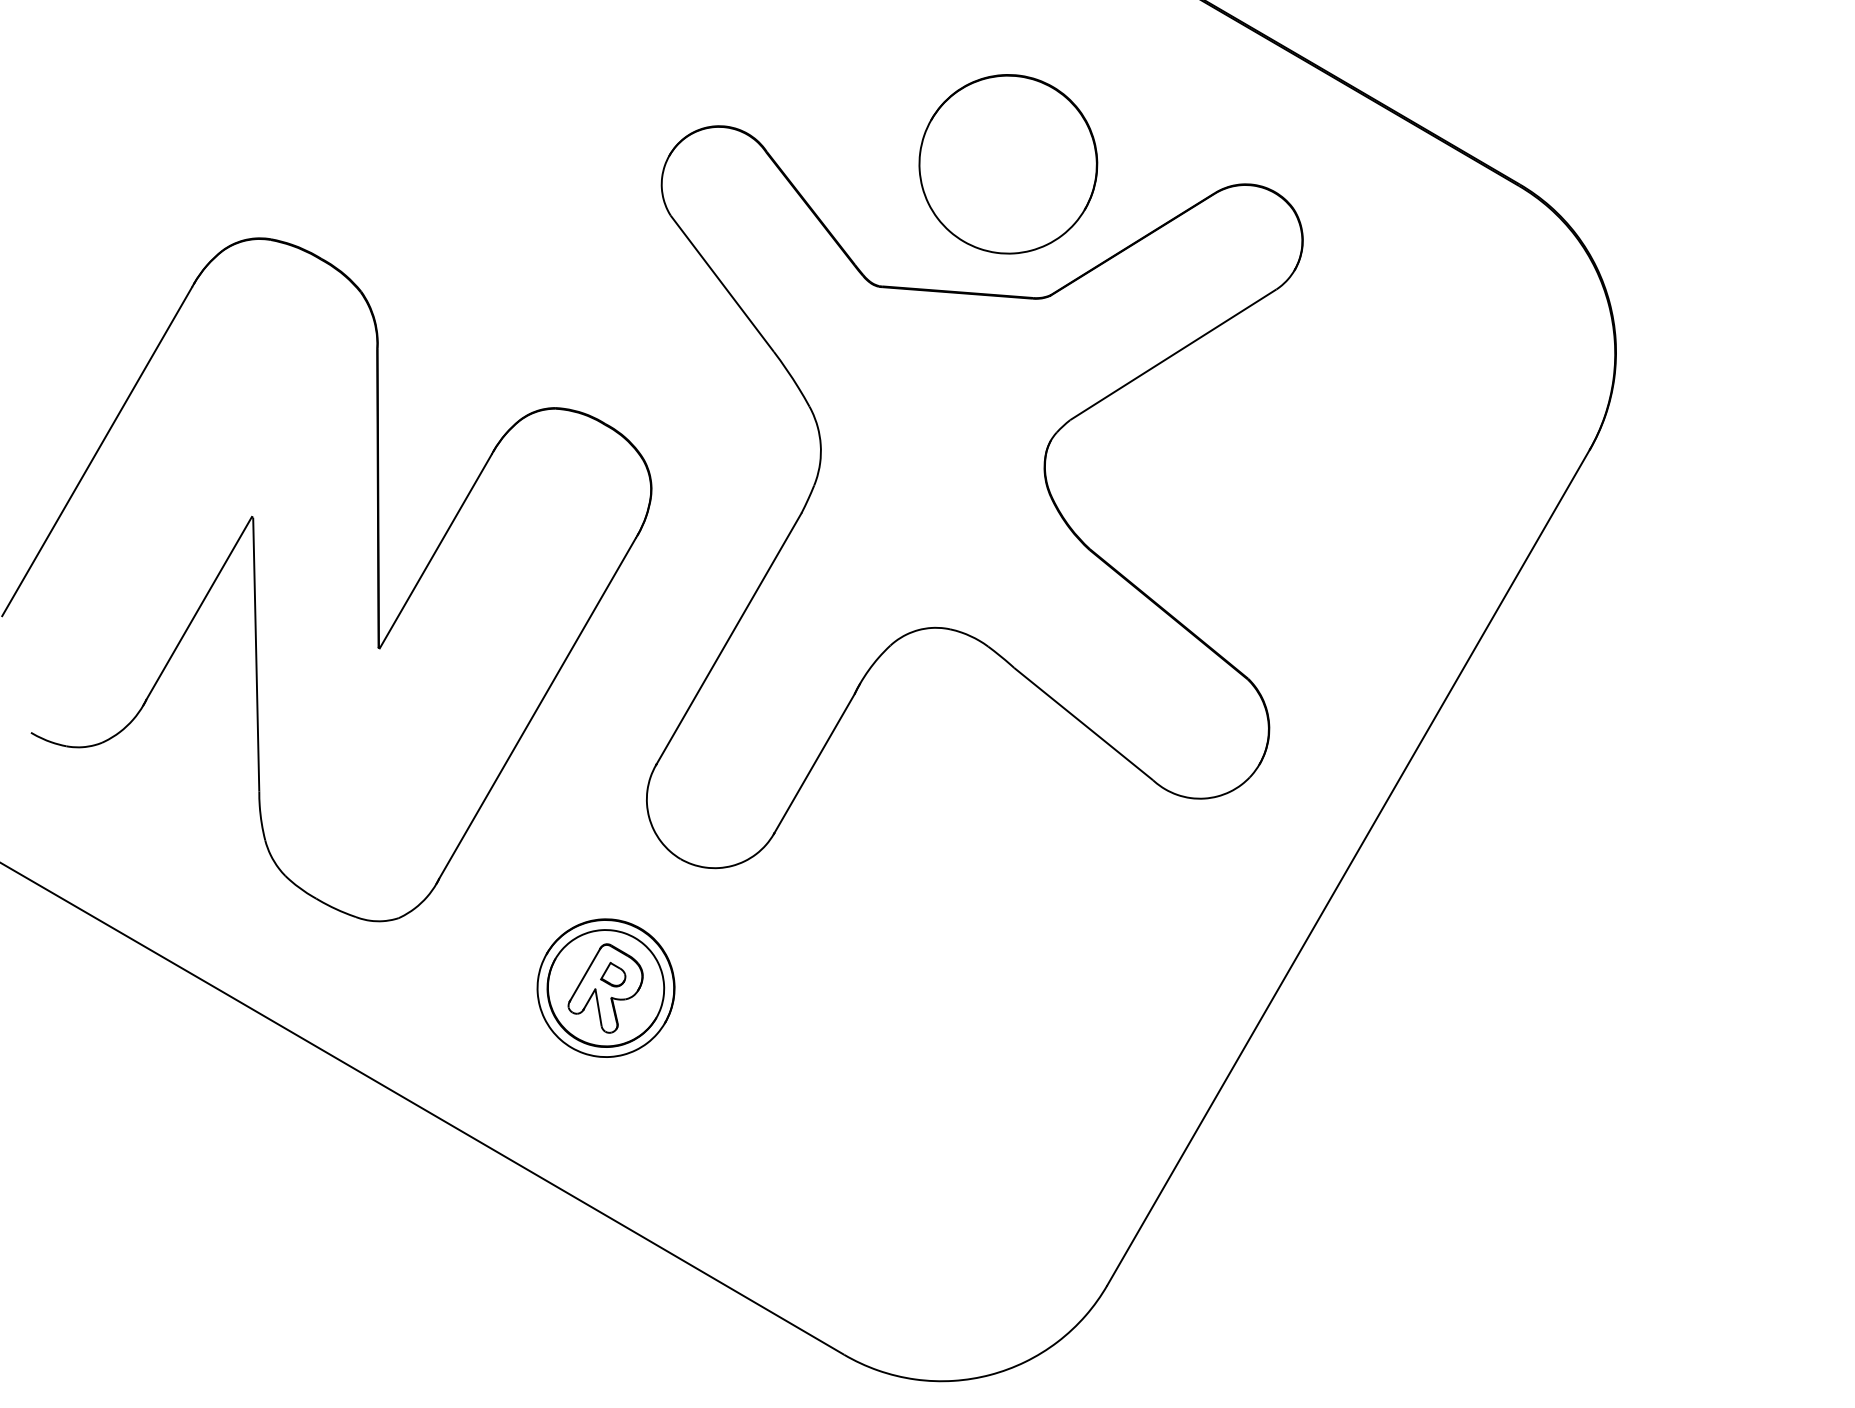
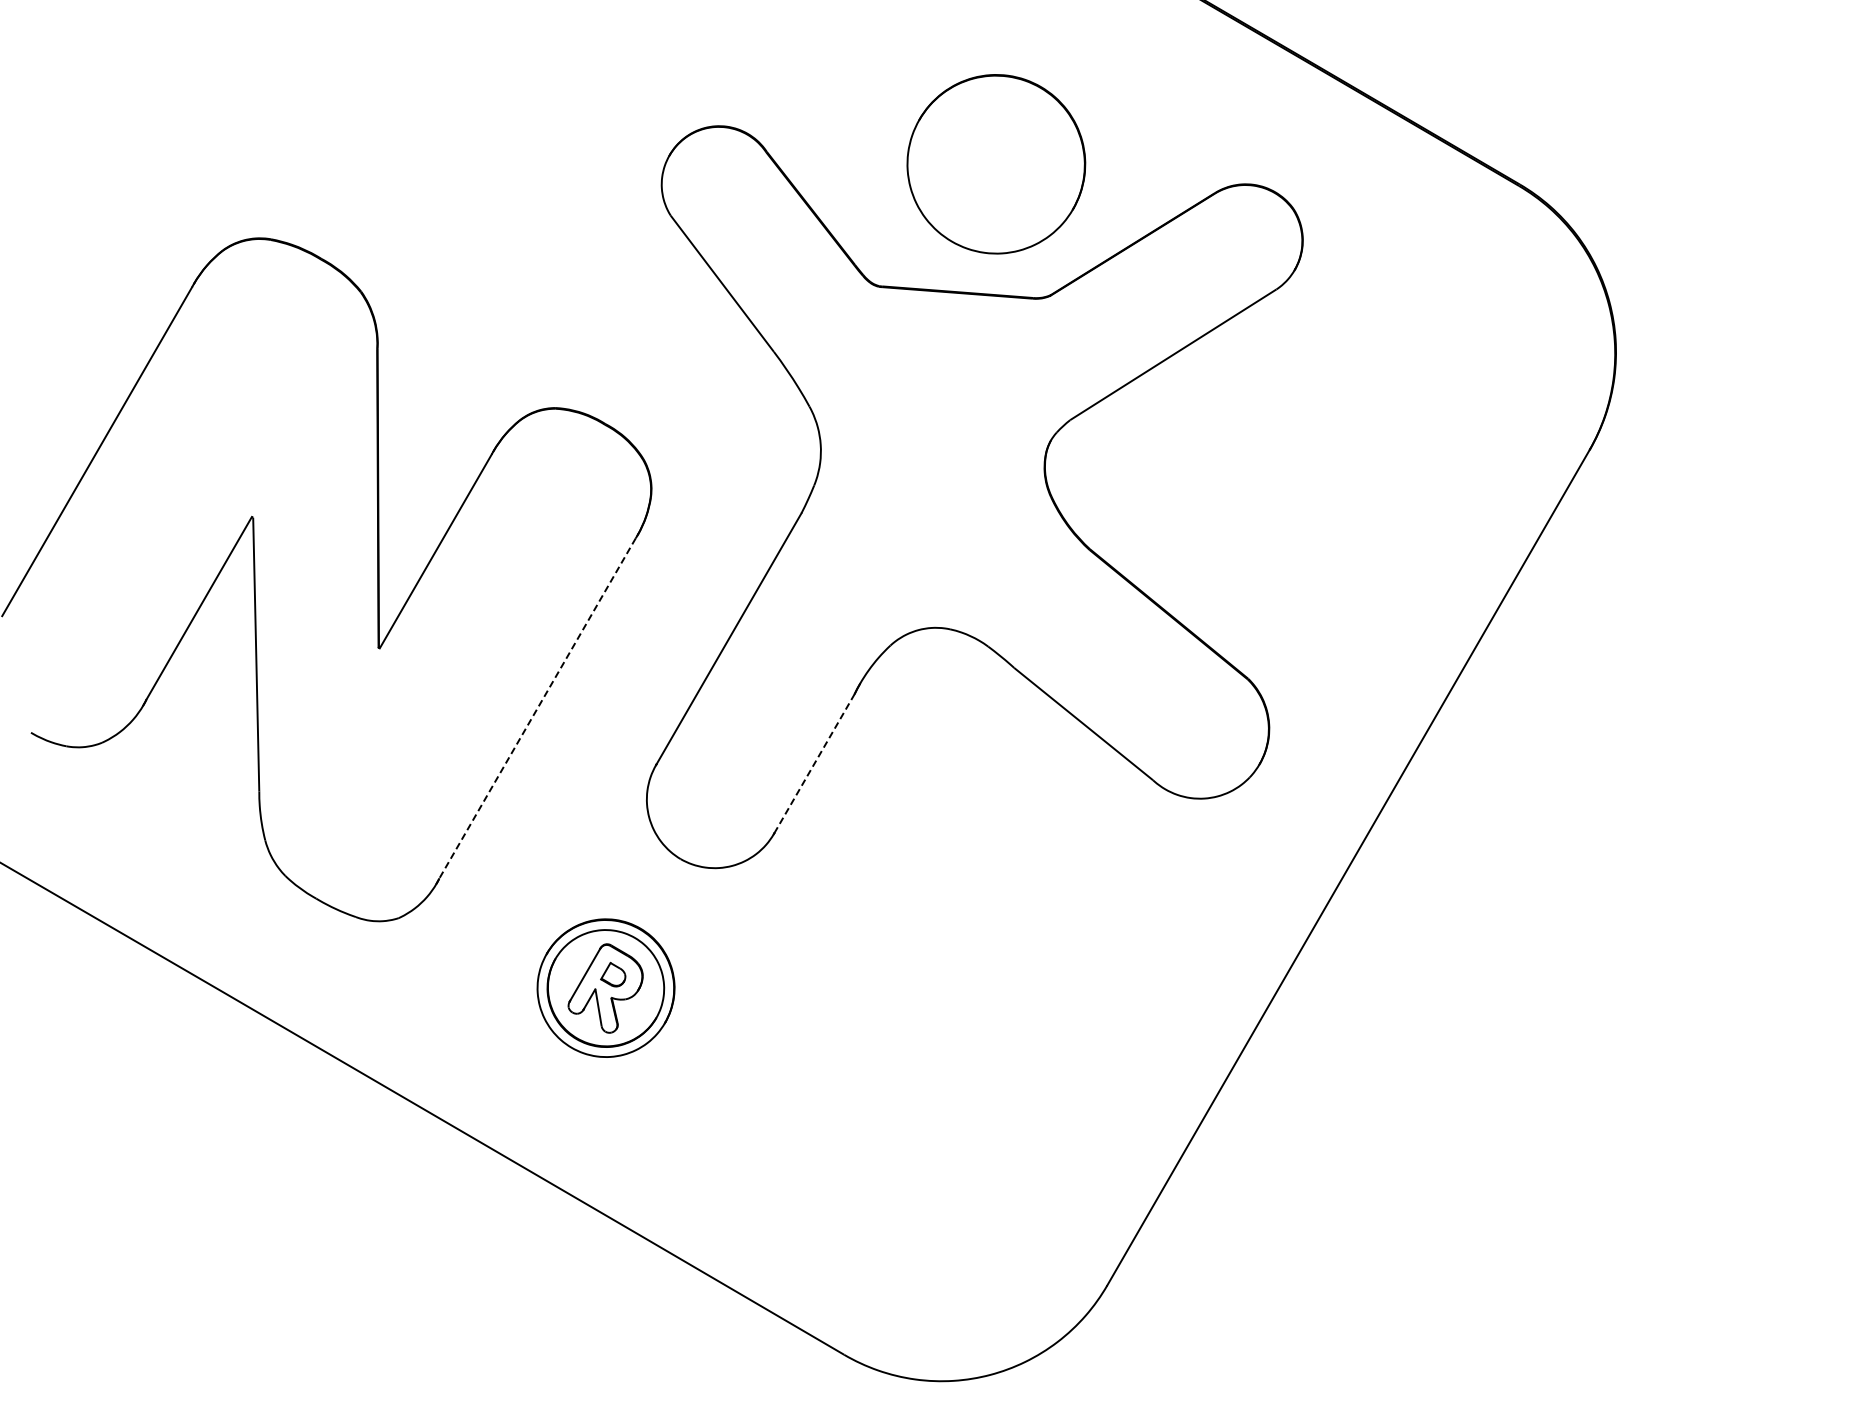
part position: (1008, 164) -> (996, 164) (996, 164)
line: solid -> dashed (537, 708)
line: solid -> dashed (814, 763)
